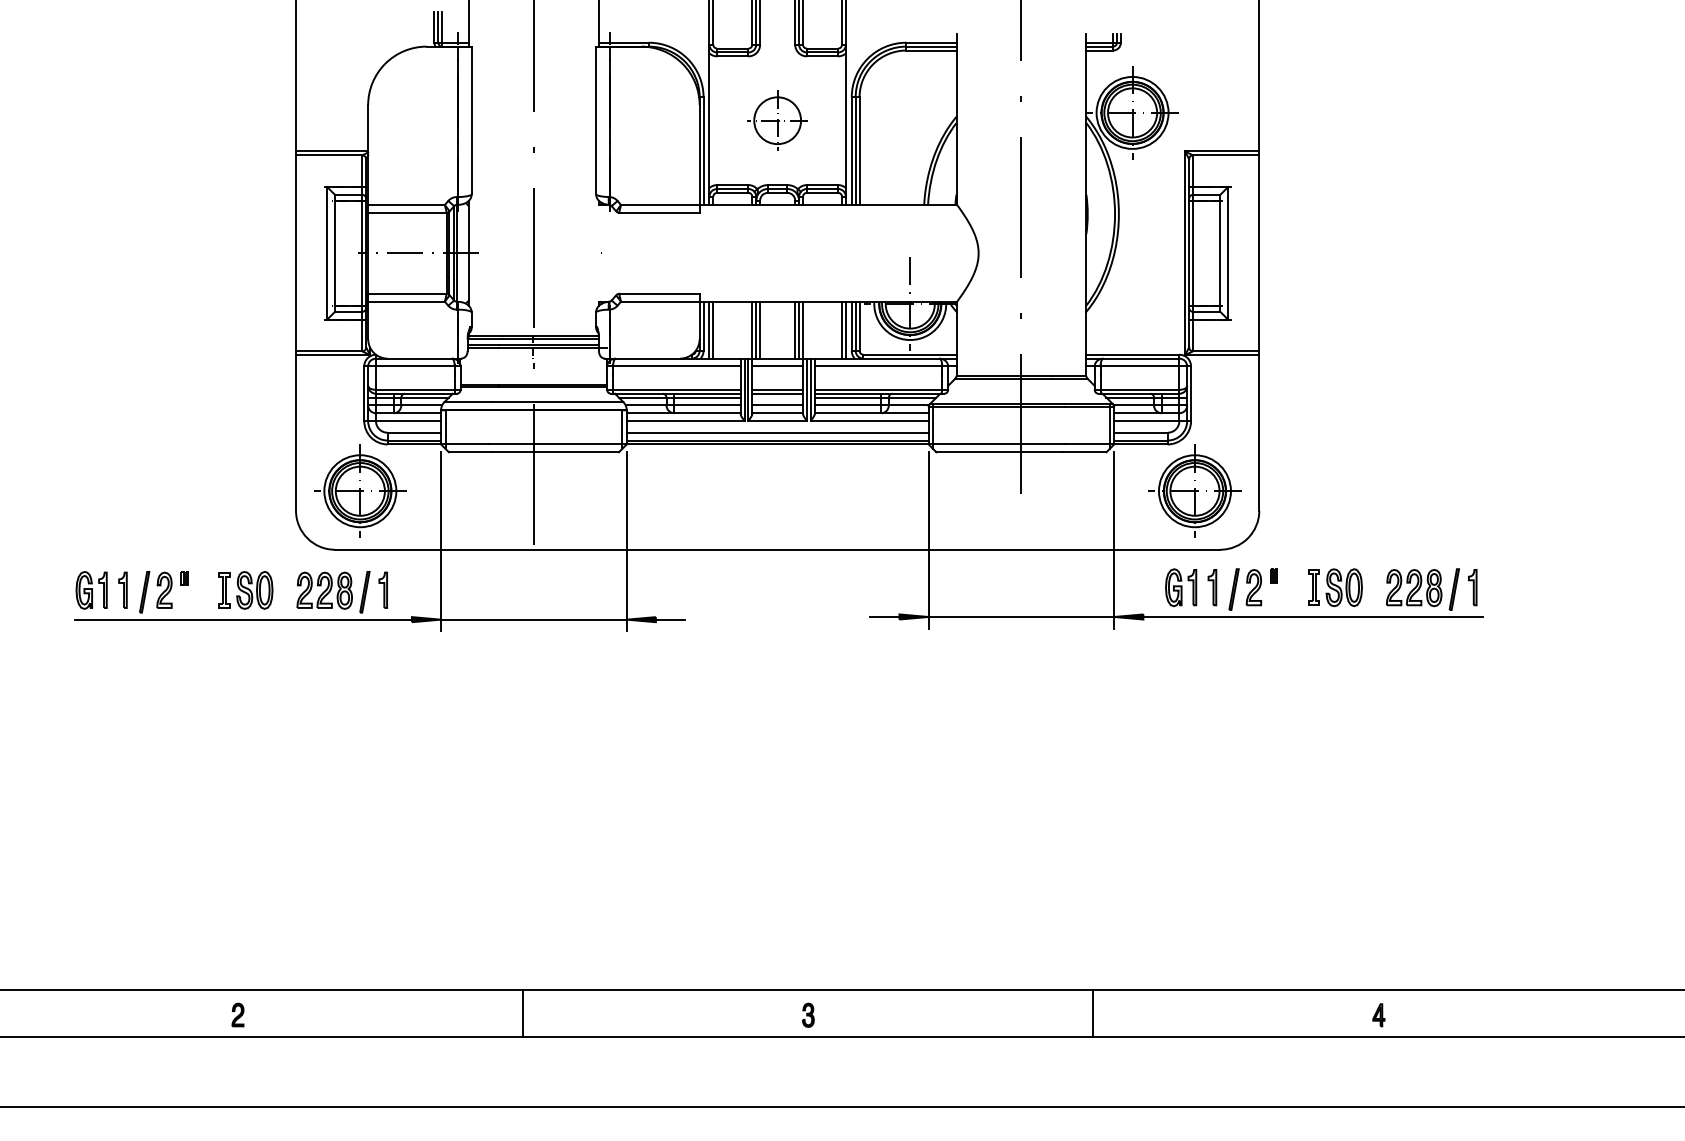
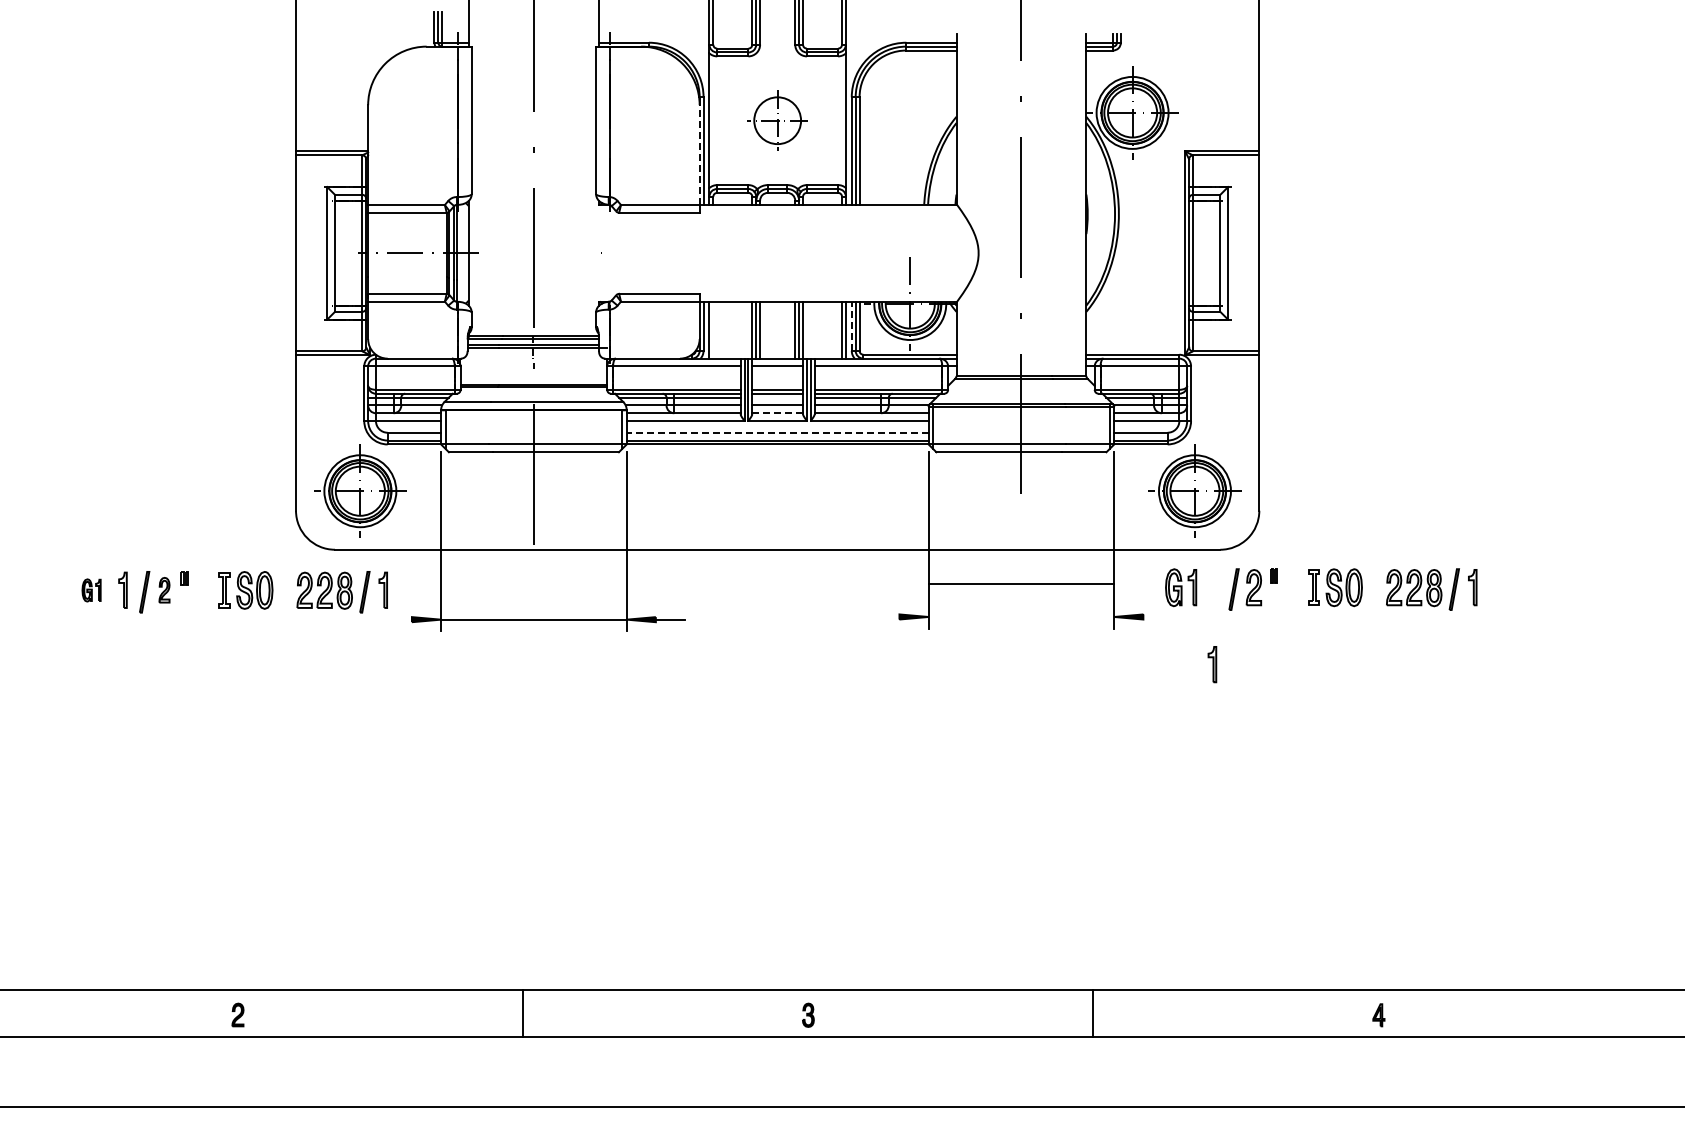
line: solid -> dashed (699, 155)
line: solid -> dashed (851, 325)
line: present -> none (713, 330)
line: solid -> dashed (778, 413)
line: solid -> dashed (777, 432)
part position: (1212, 587) -> (1212, 664) (1212, 664)
part size: 17x38 px -> 13x27 px (164, 590)
part size: 33x39 px -> 21x25 px (91, 590)
line: present -> none (884, 616)
line position: (1021, 616) -> (1021, 583) (1021, 583)
line: present -> none (1313, 616)
line: present -> none (243, 619)
